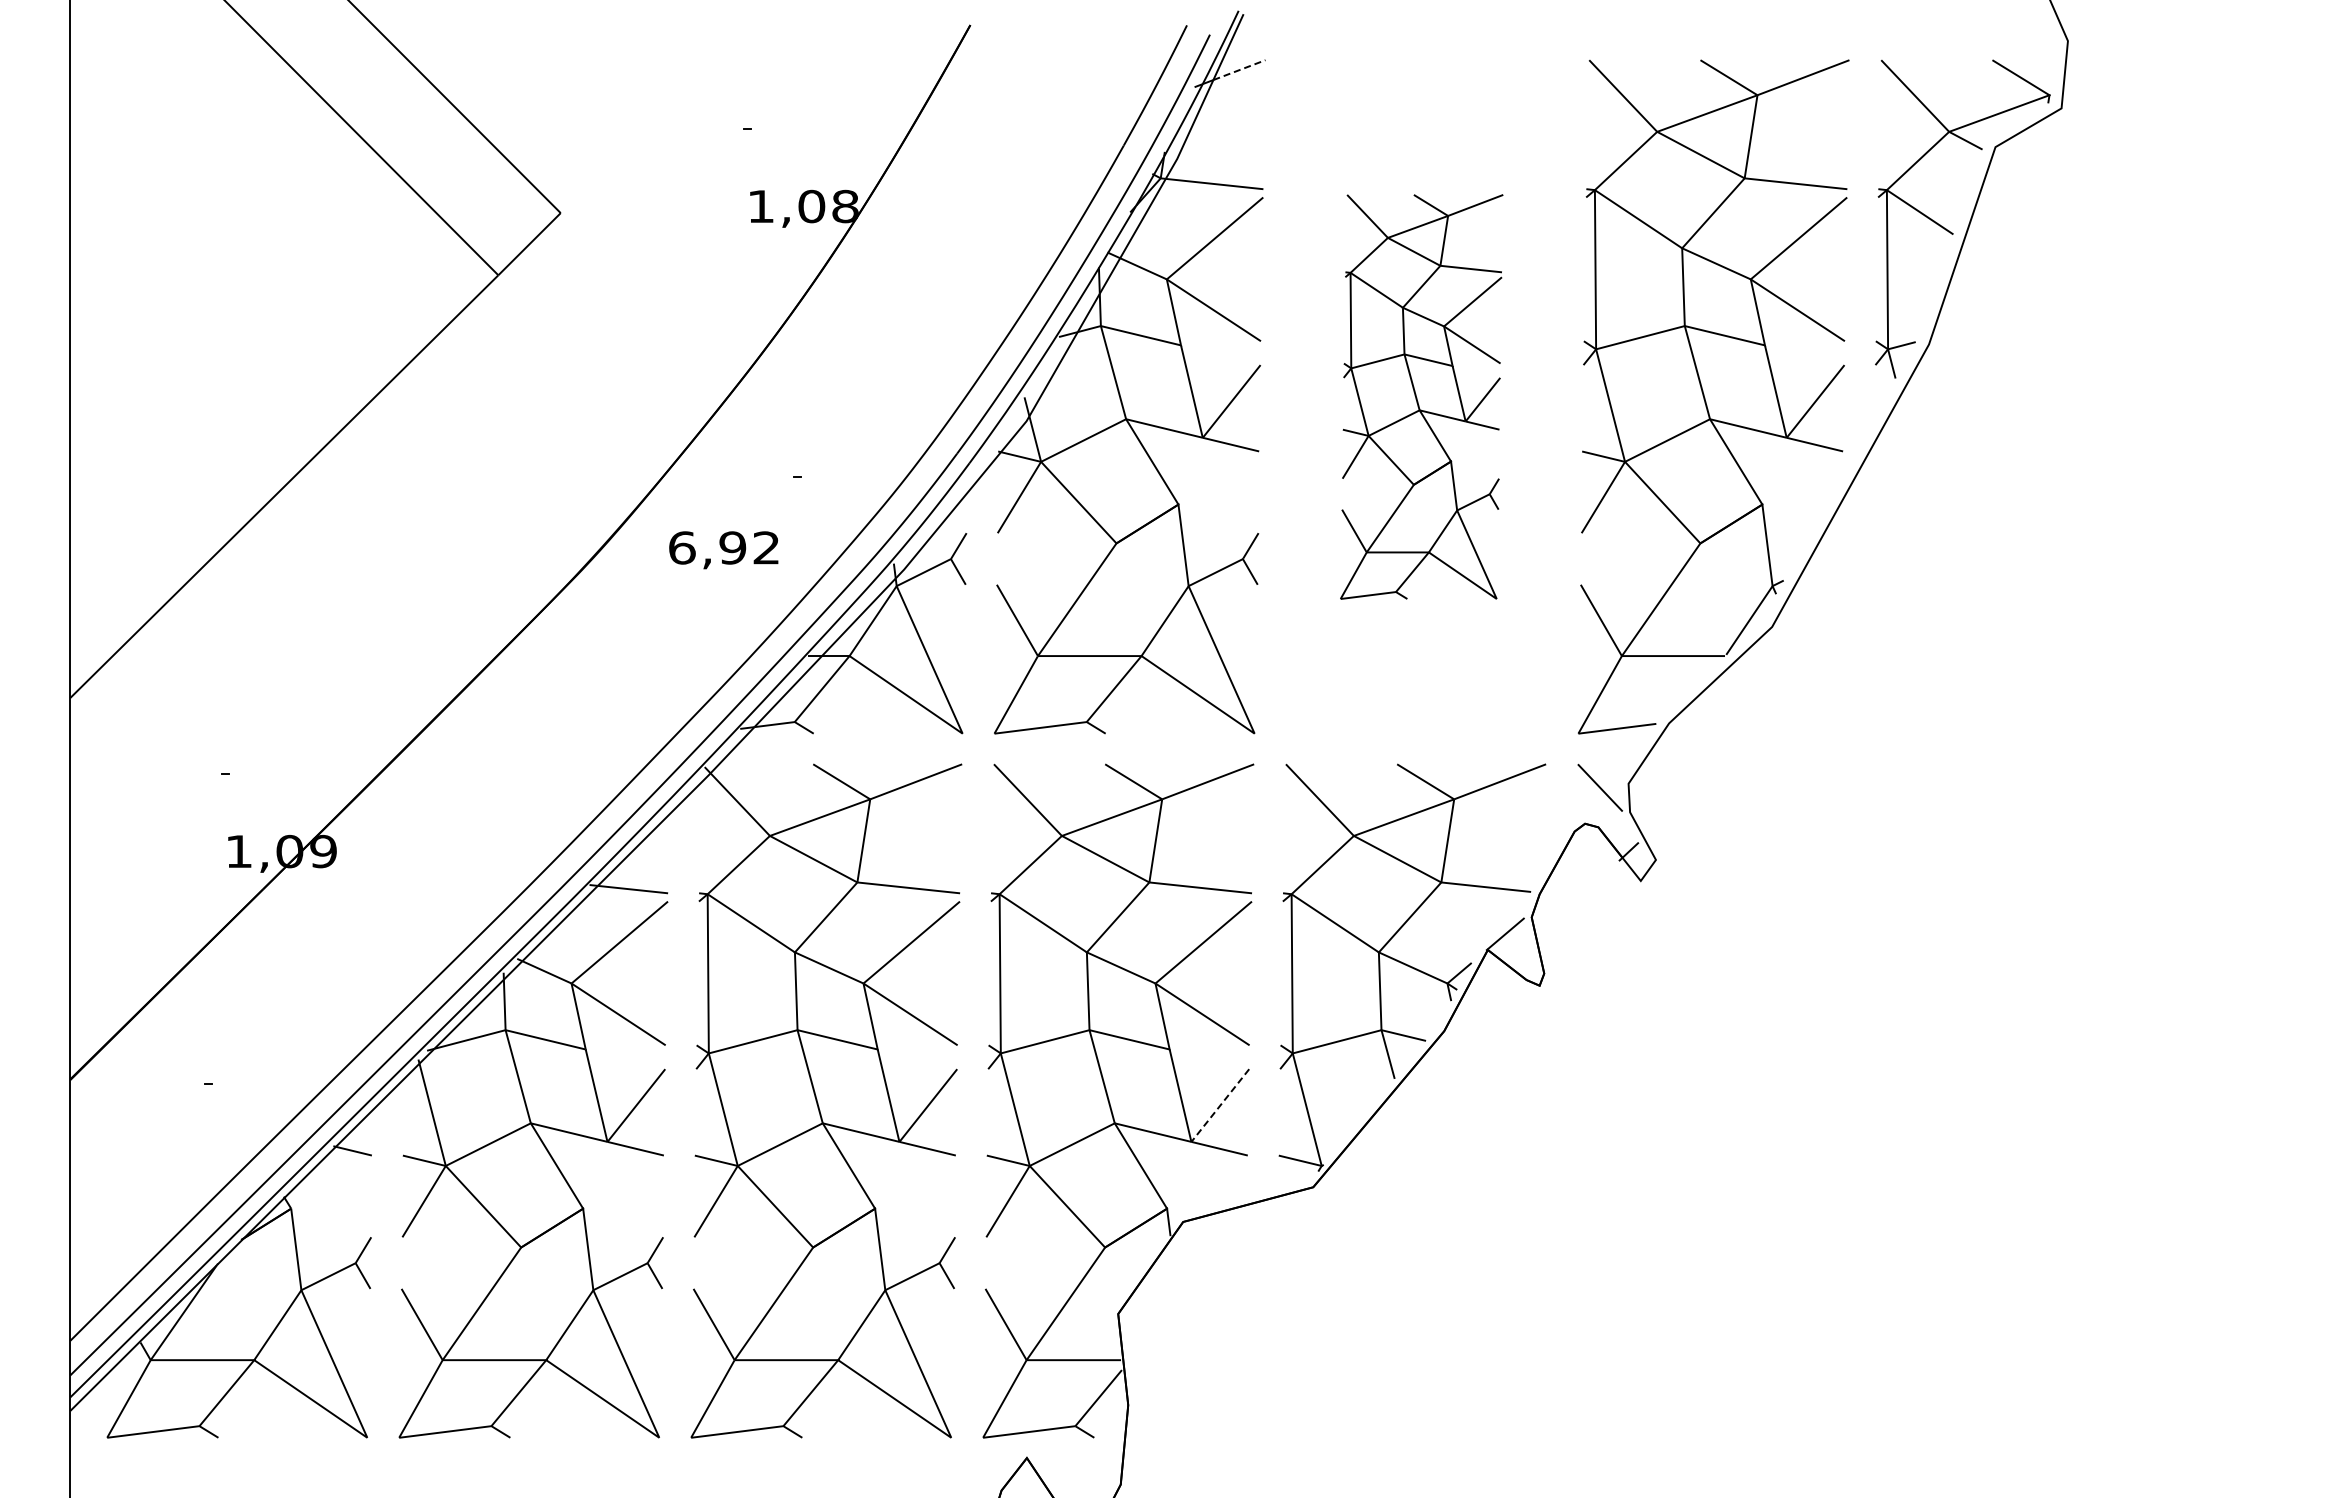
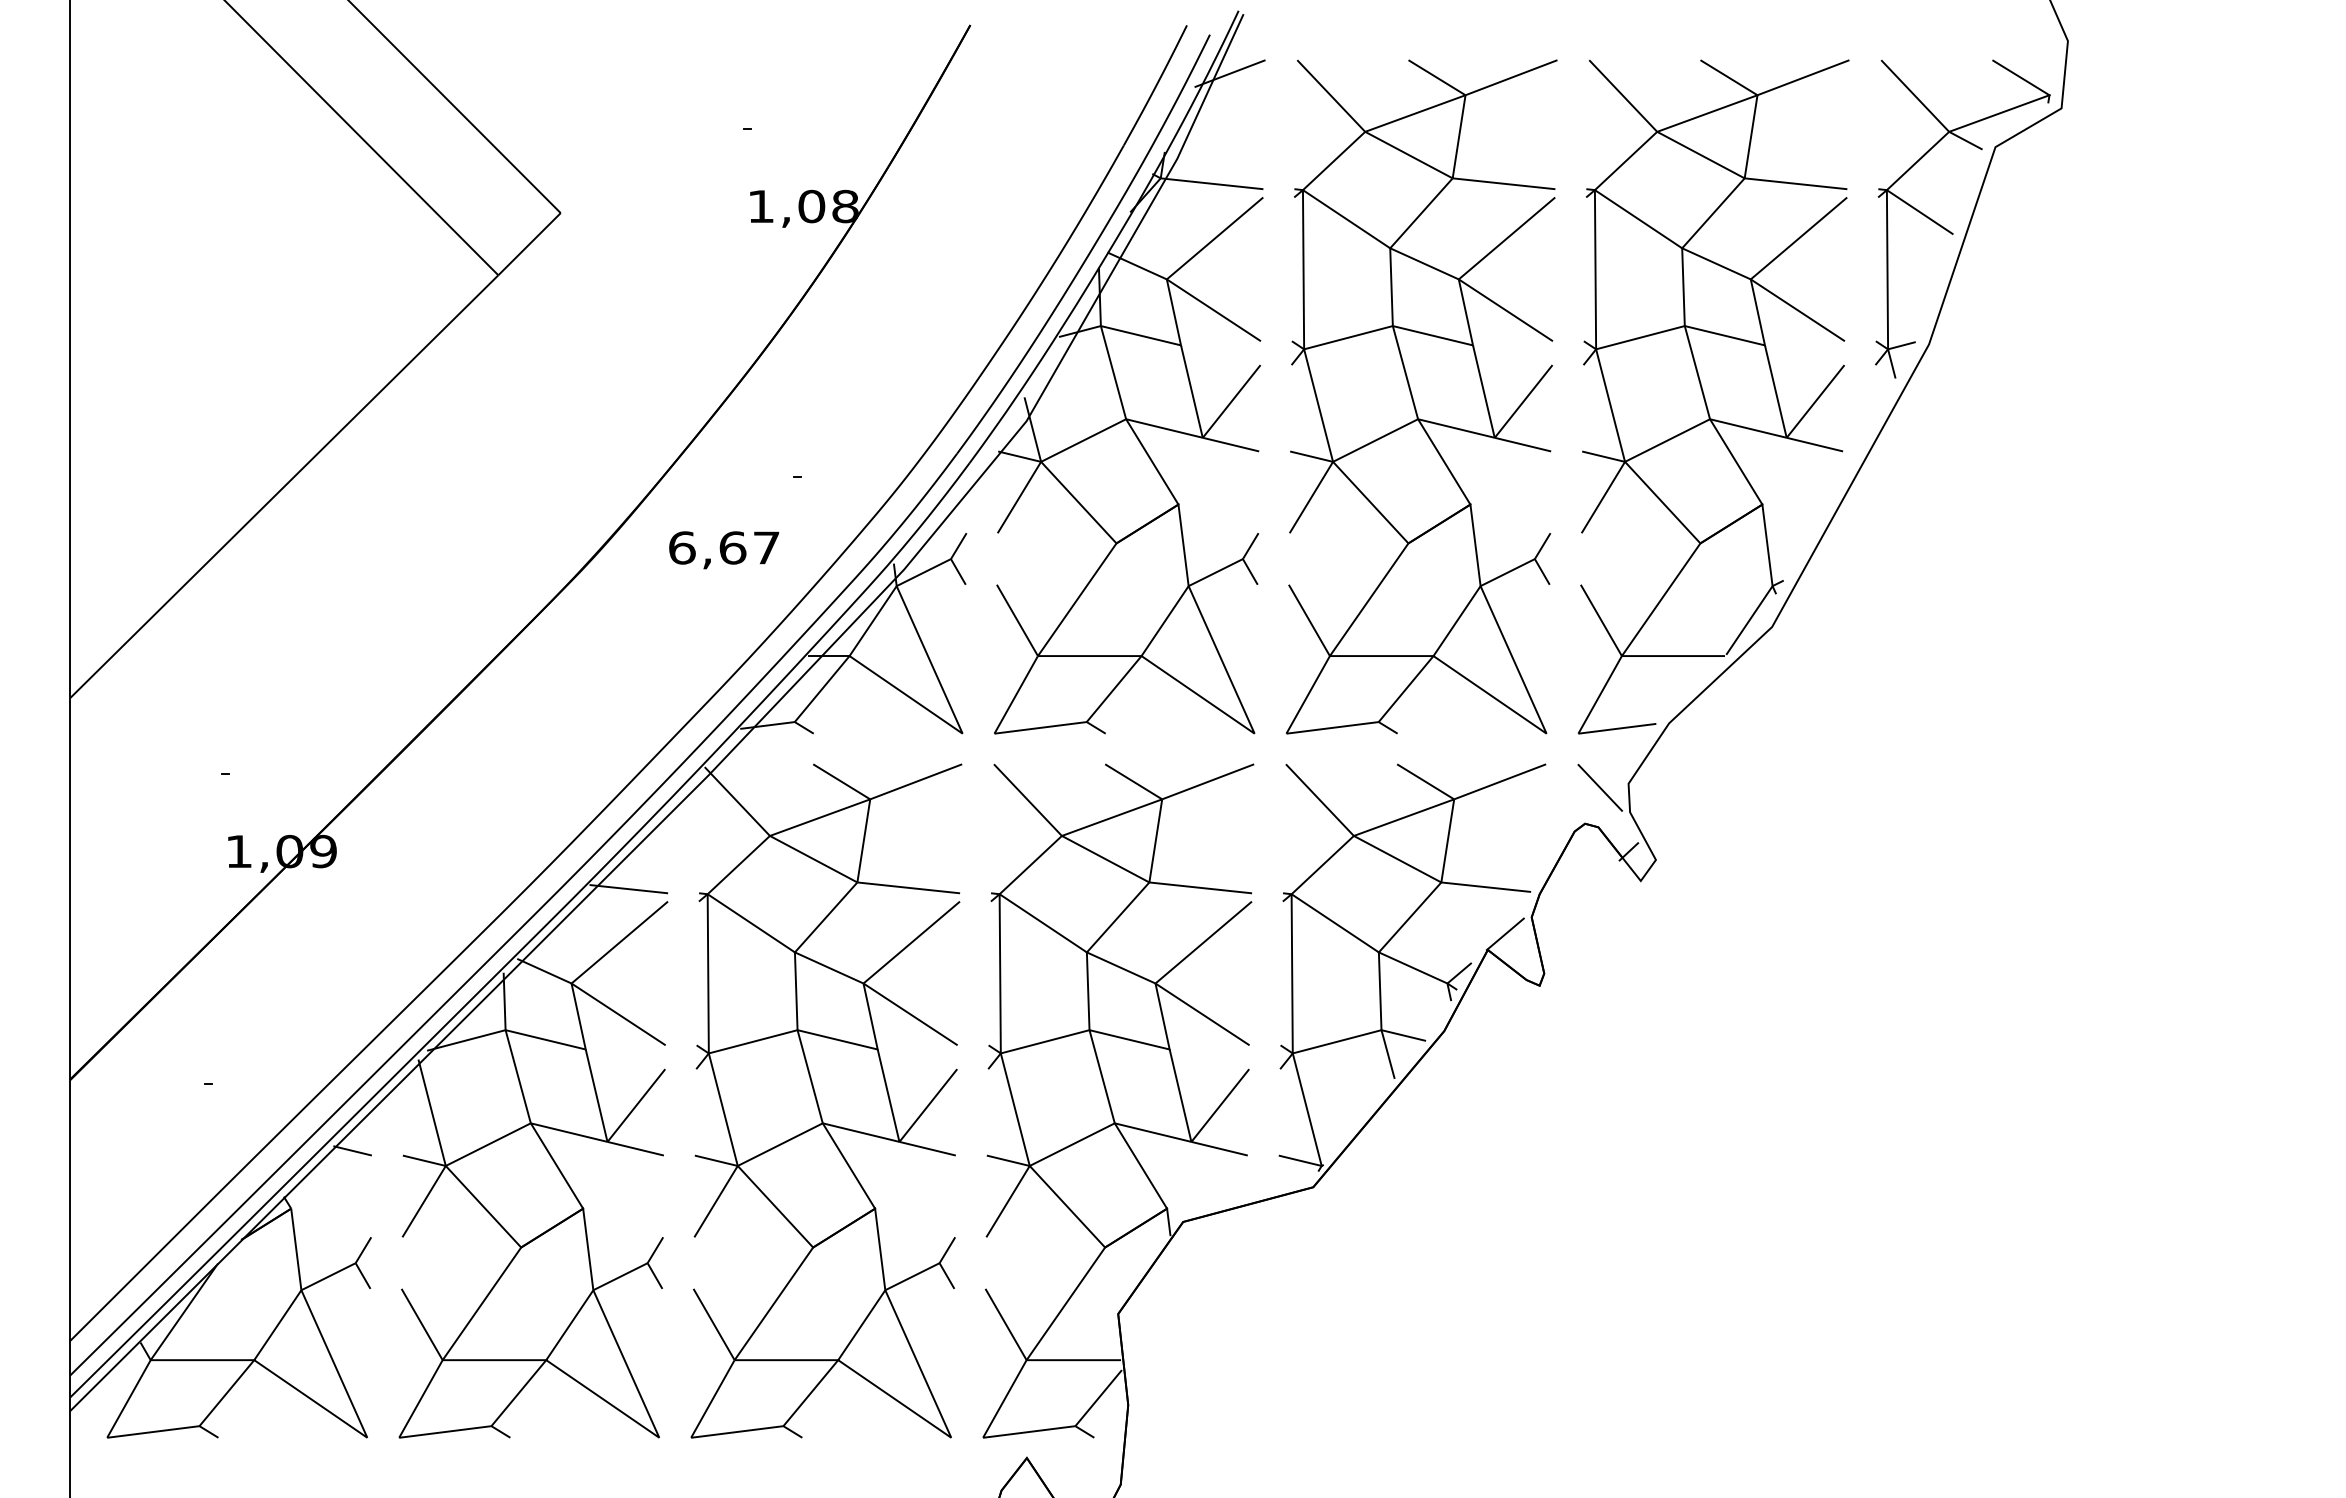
line: dashed -> solid (1239, 70)
part size: 164x406 px -> 272x676 px (1421, 396)
text: 6,92 -> 6,67 (749, 547)
line: dashed -> solid (1220, 1105)
